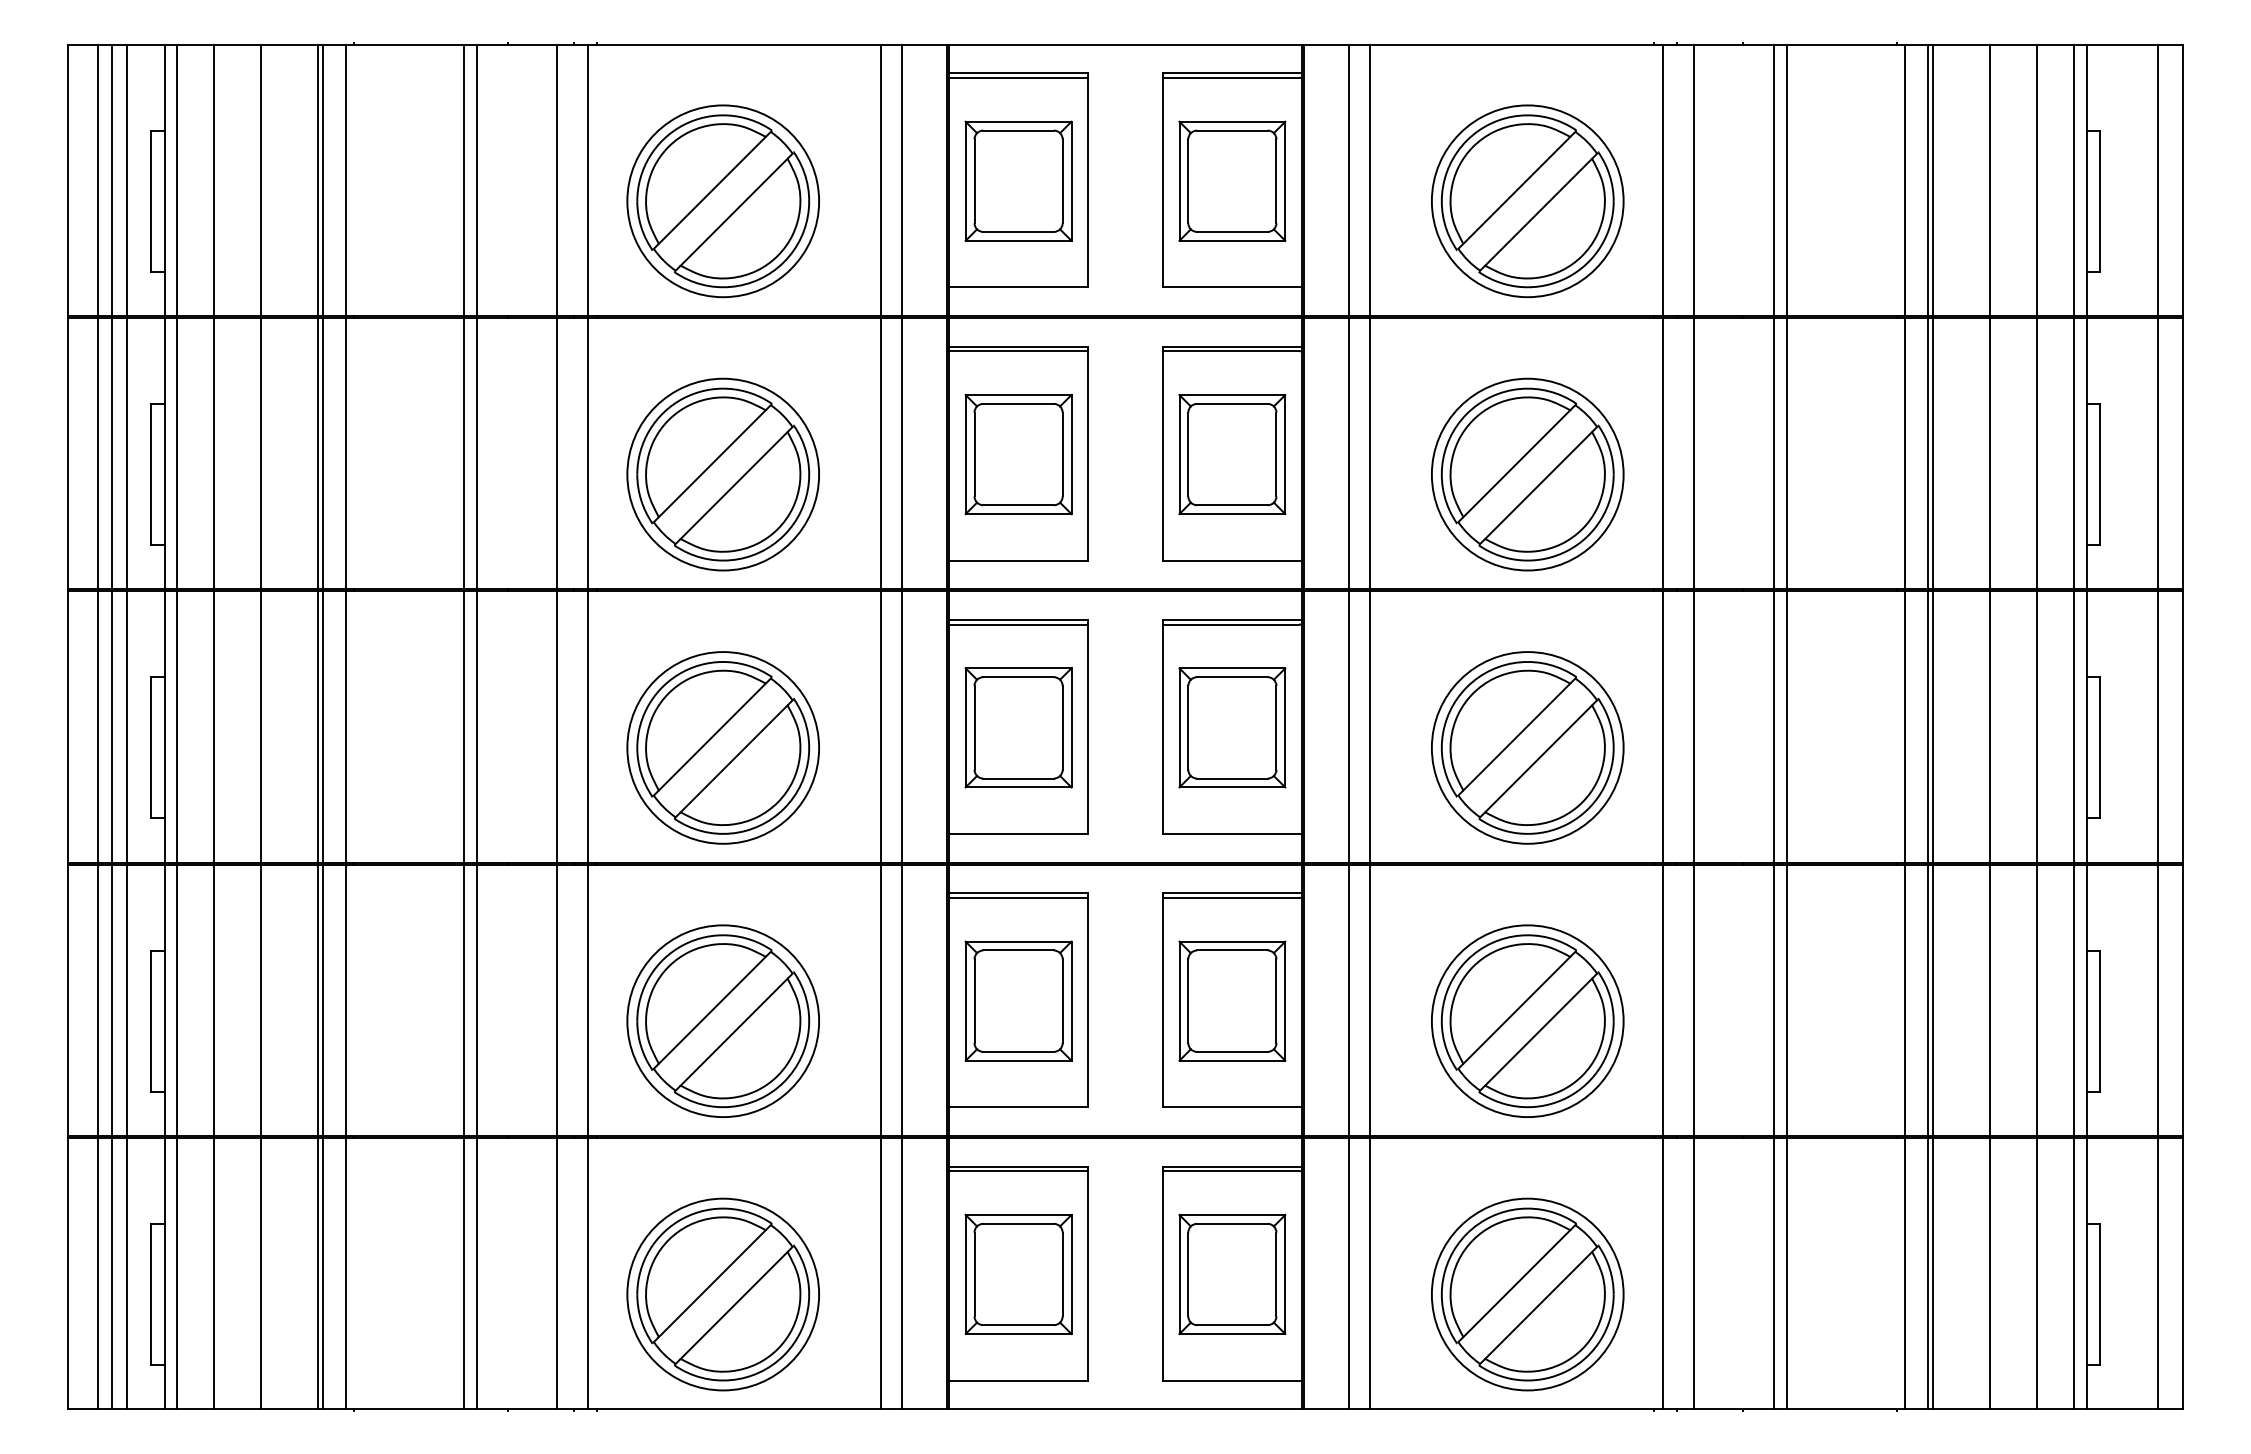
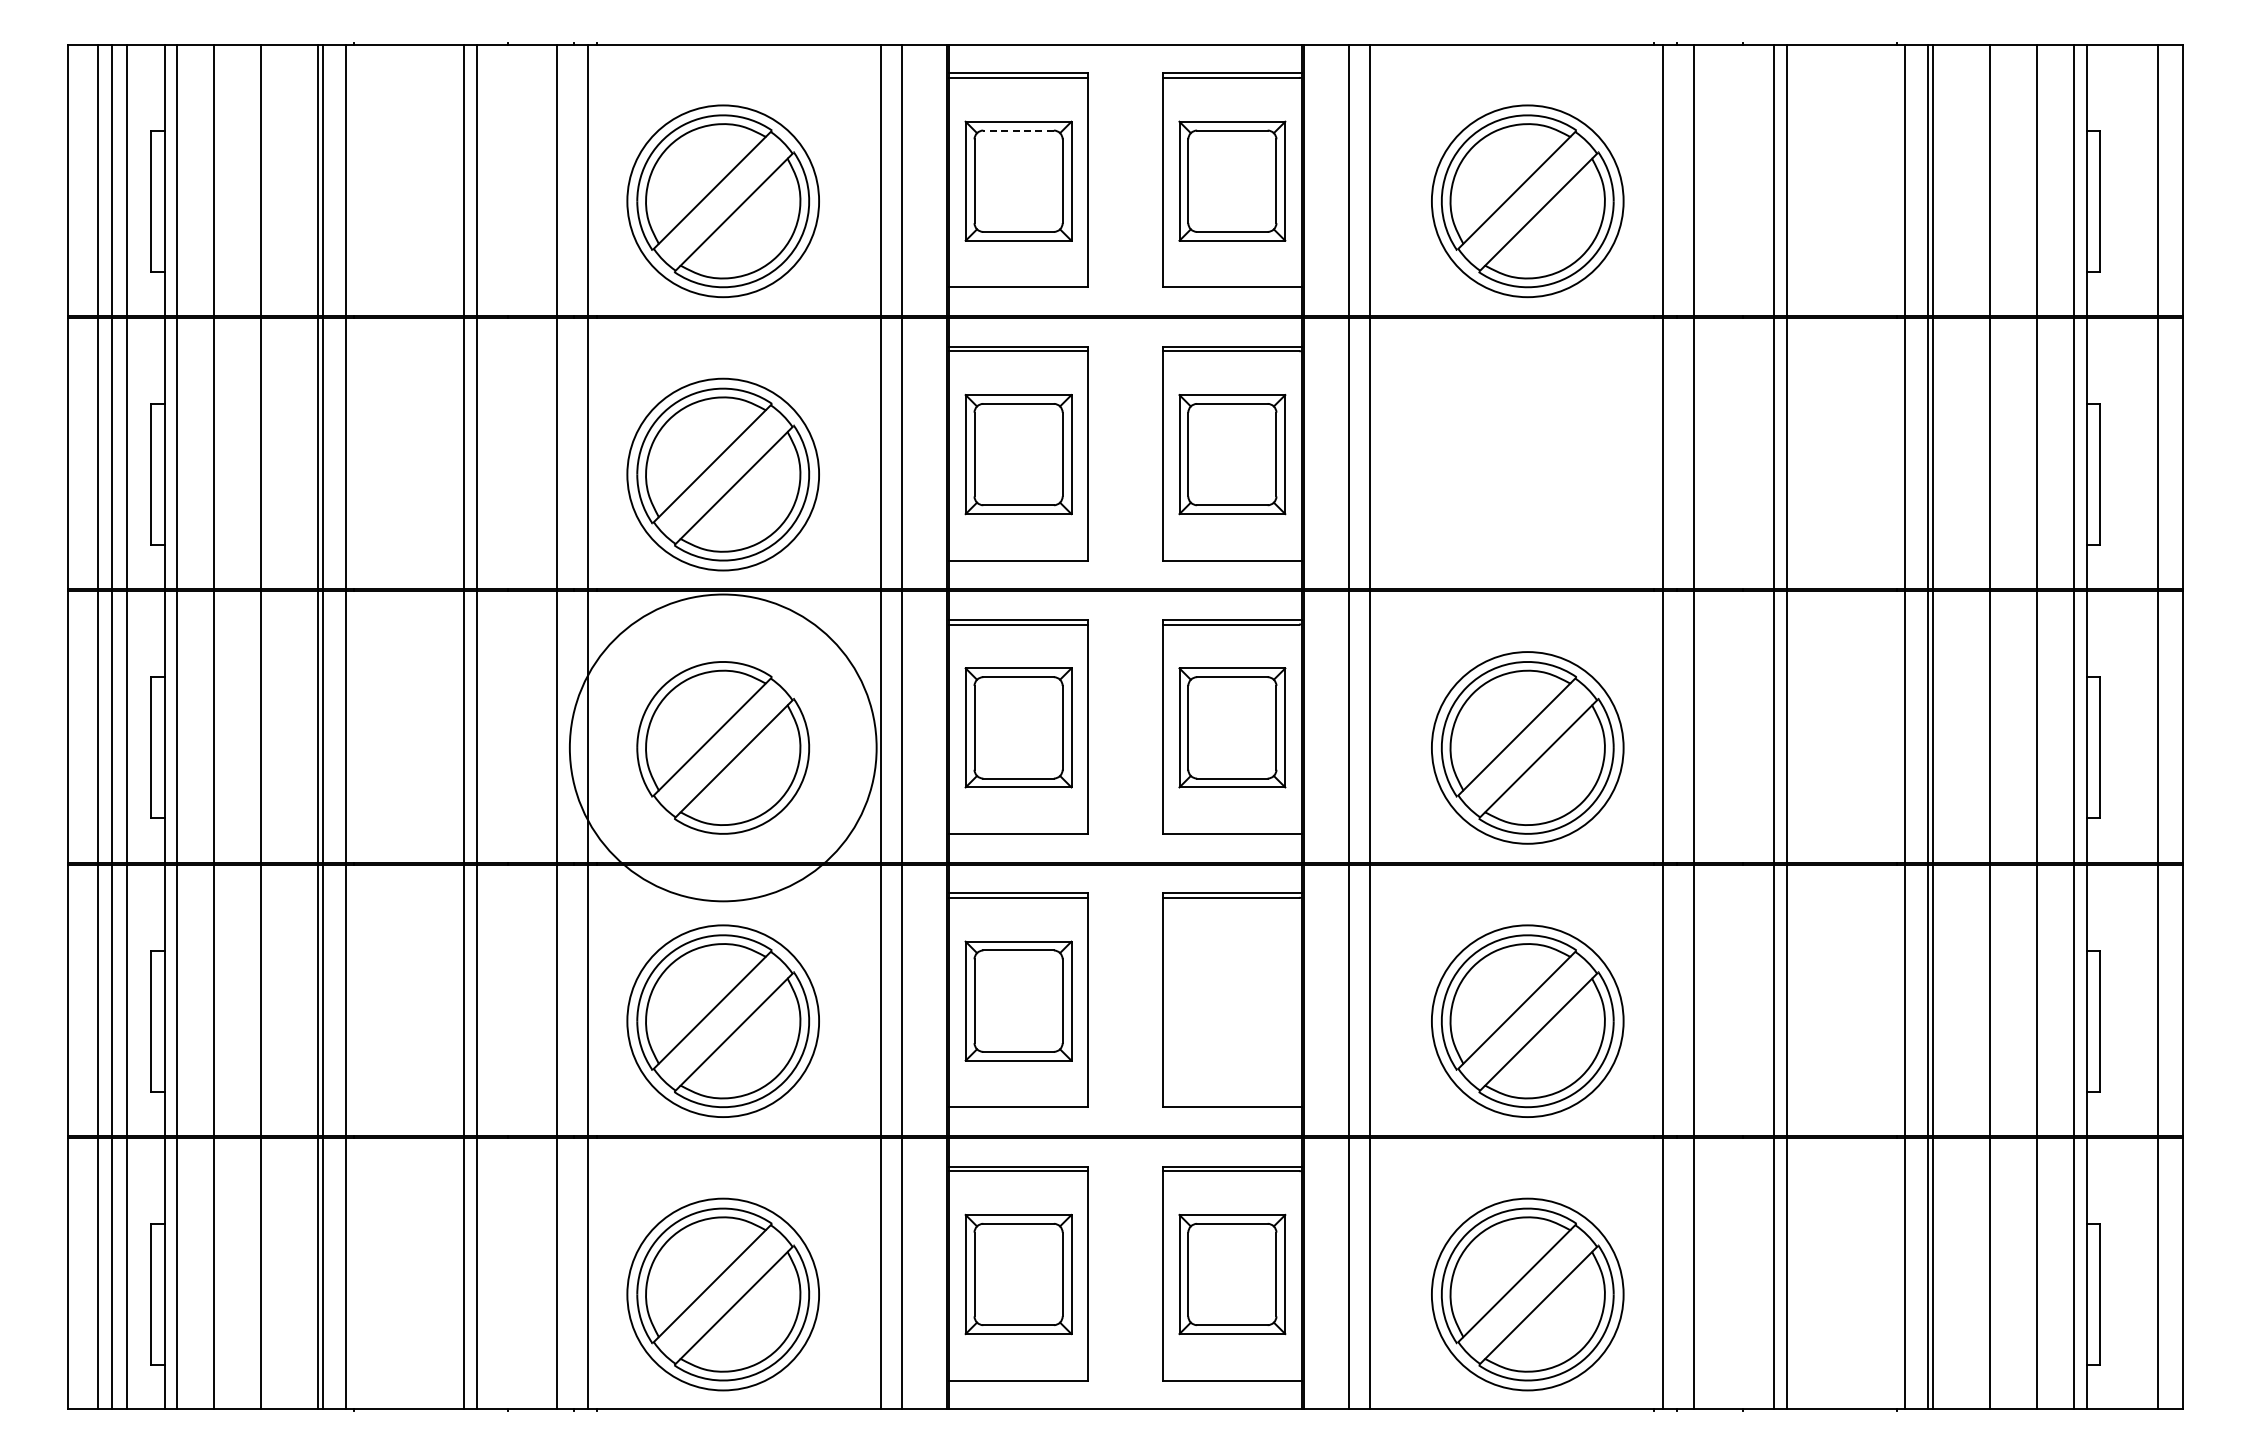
line: solid -> dashed (1018, 130)
part: present -> none (1527, 474)
circle diameter: 192 px -> 307 px (722, 747)
part: present -> none (1232, 1000)
